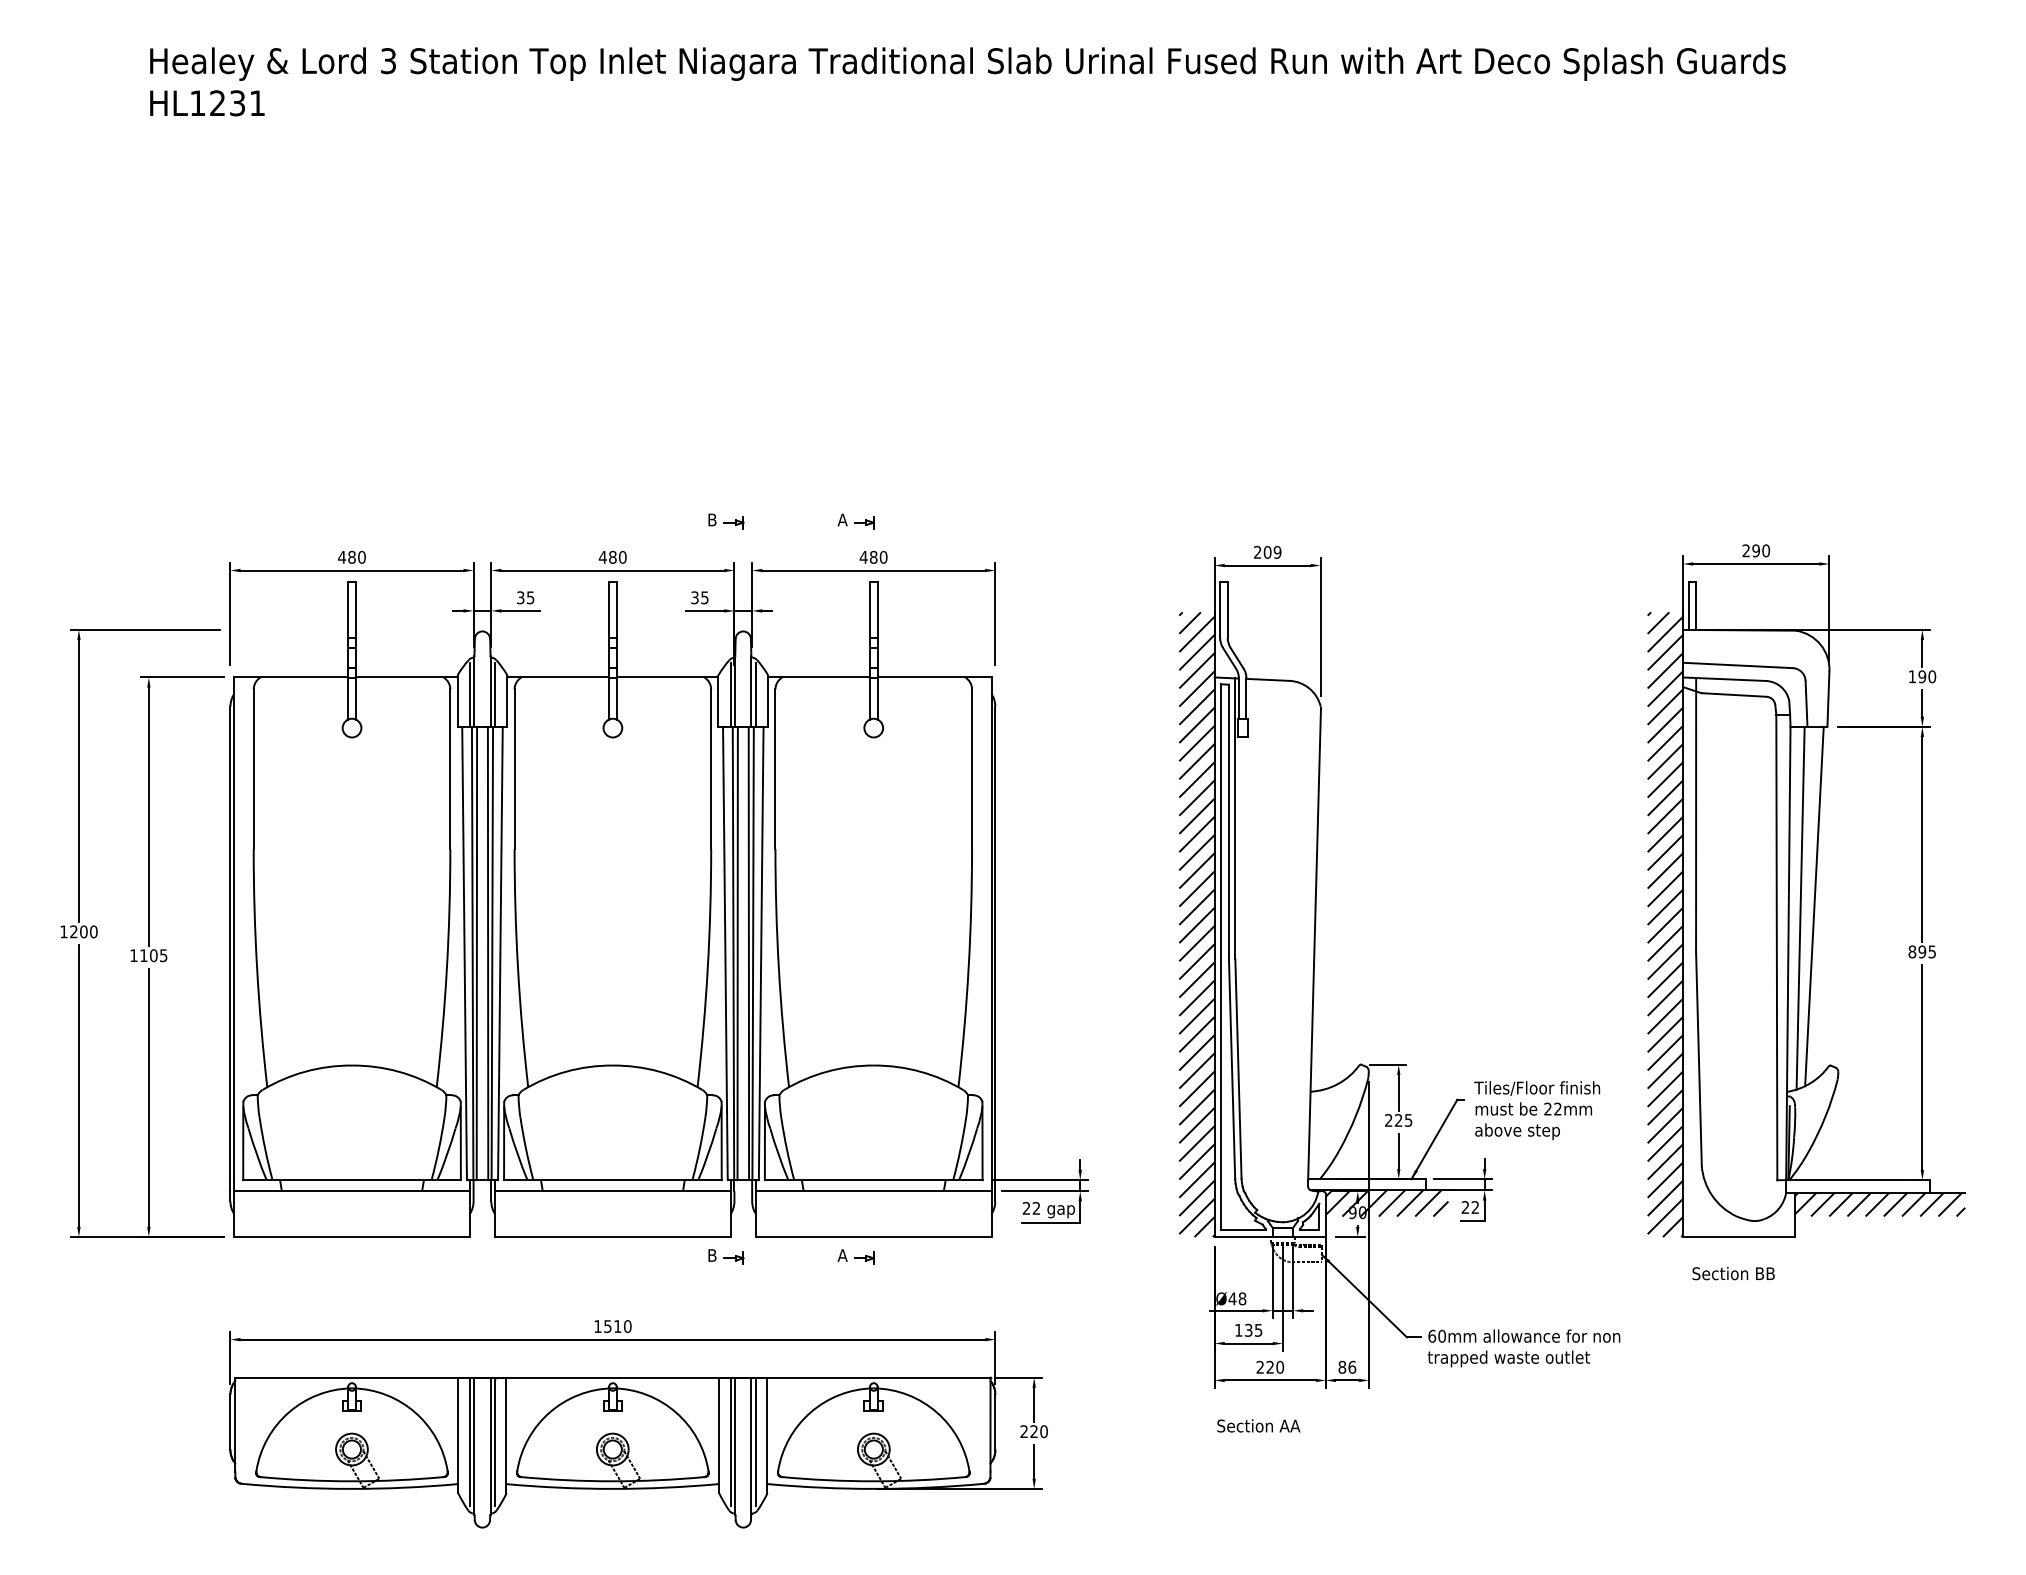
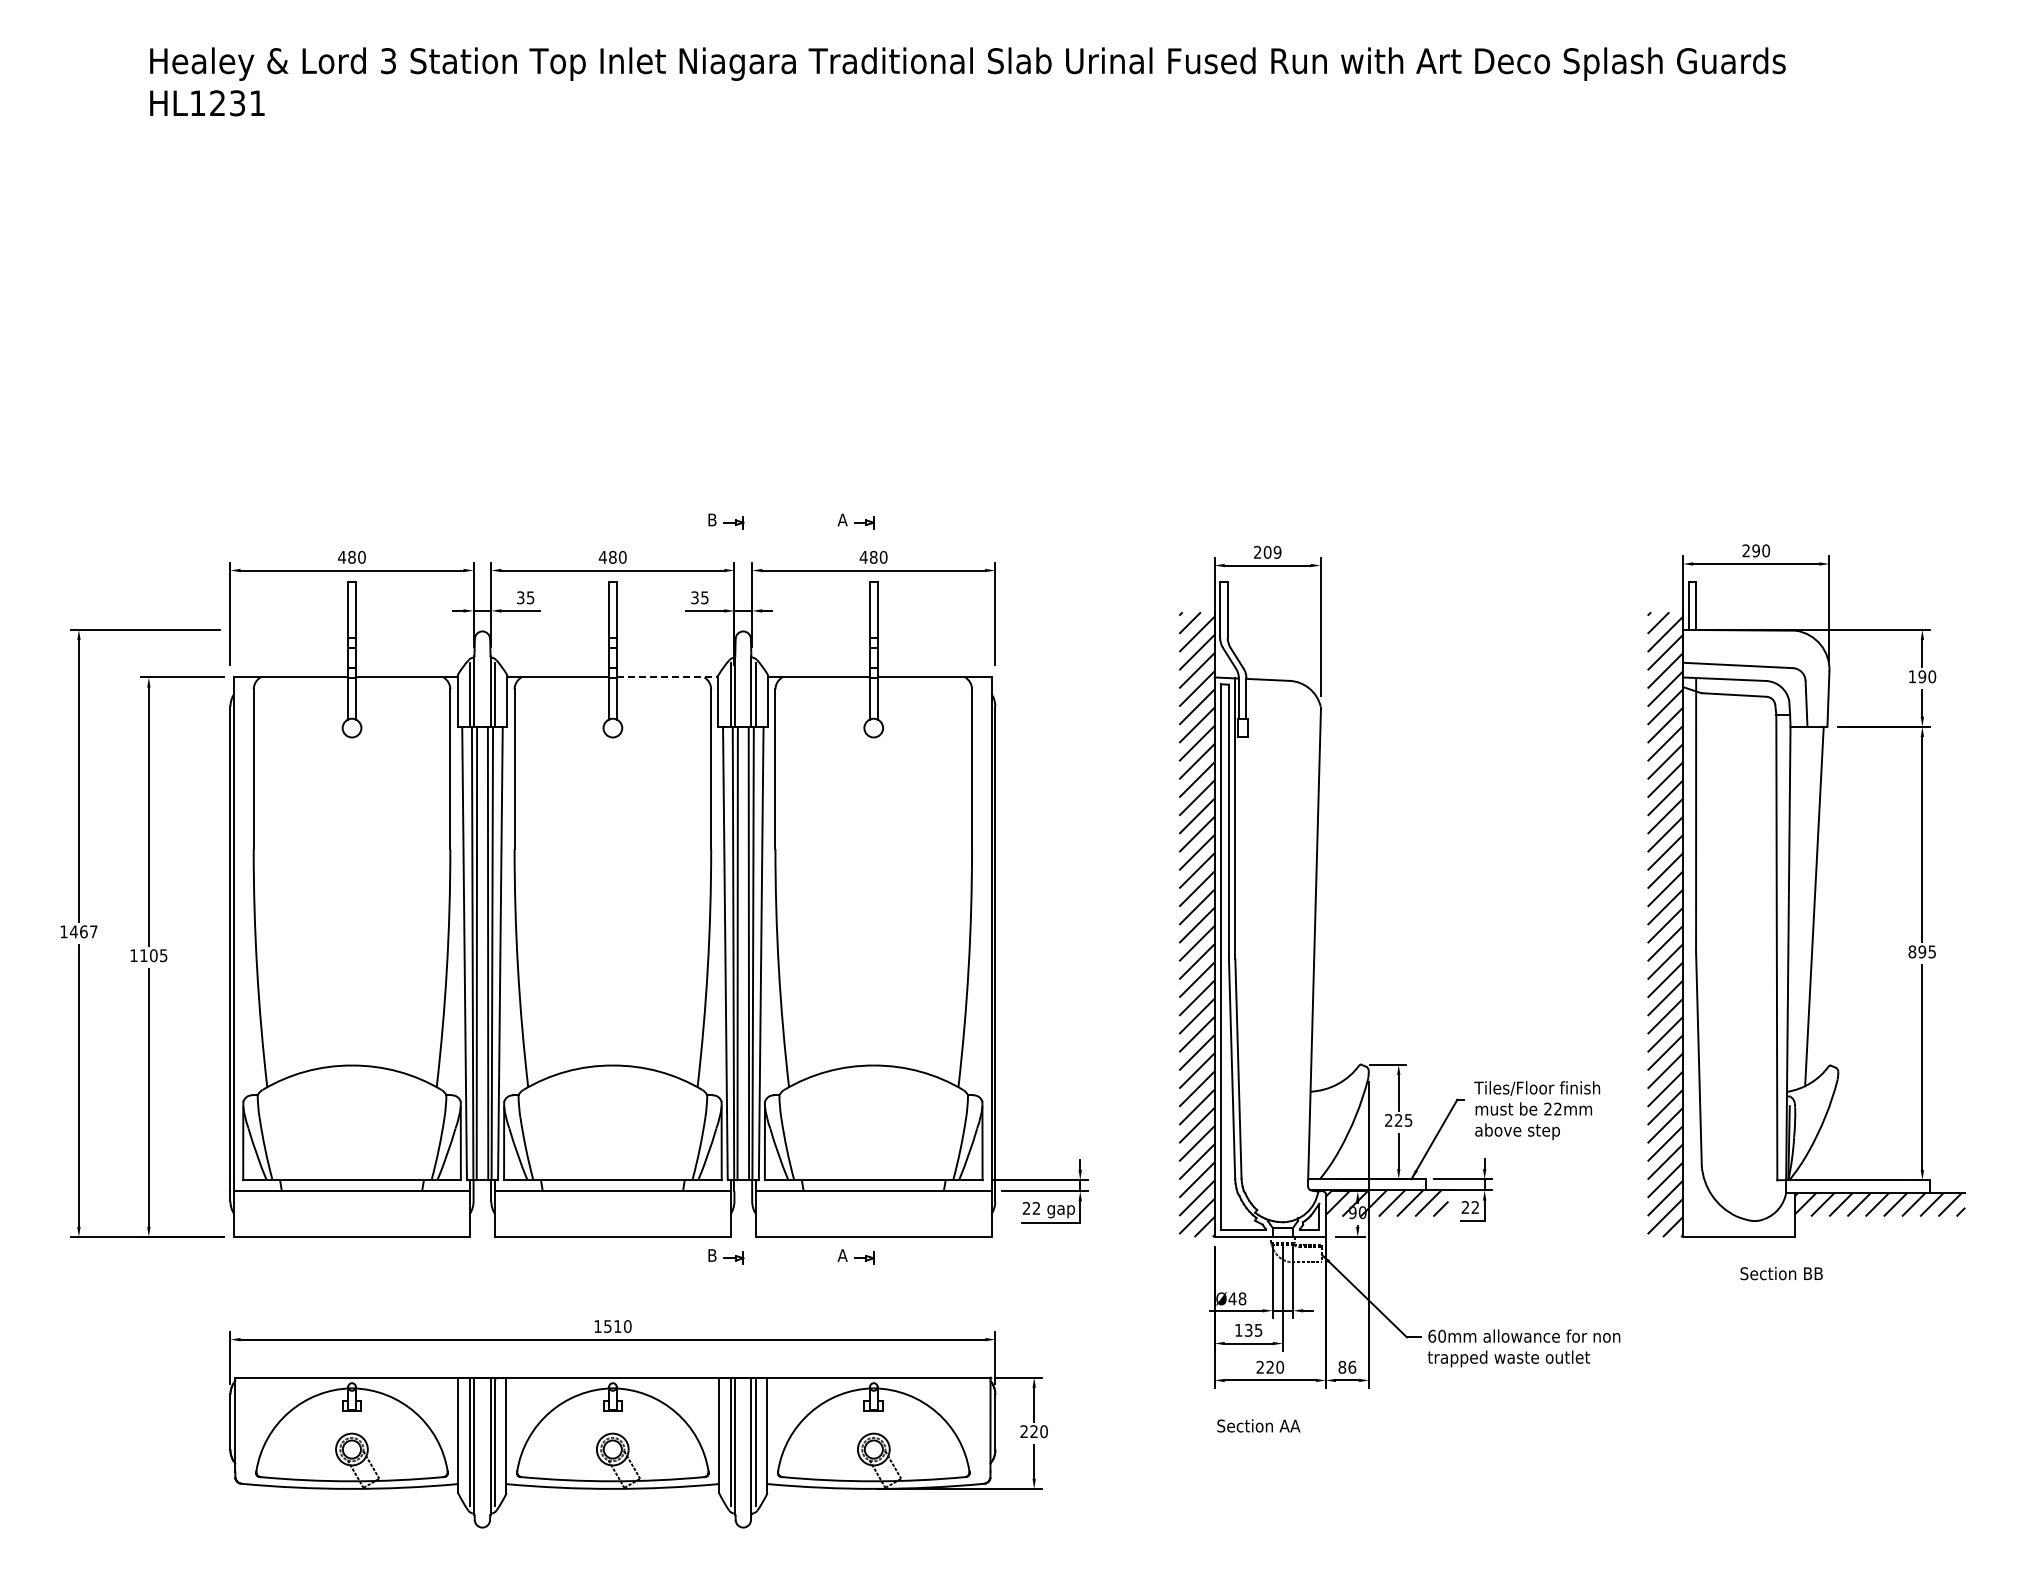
line: solid -> dashed (667, 677)
line: present -> none (1800, 907)
text: 1200 -> 1467 (83, 931)
text position: (1733, 1273) -> (1781, 1273) (1781, 1273)
